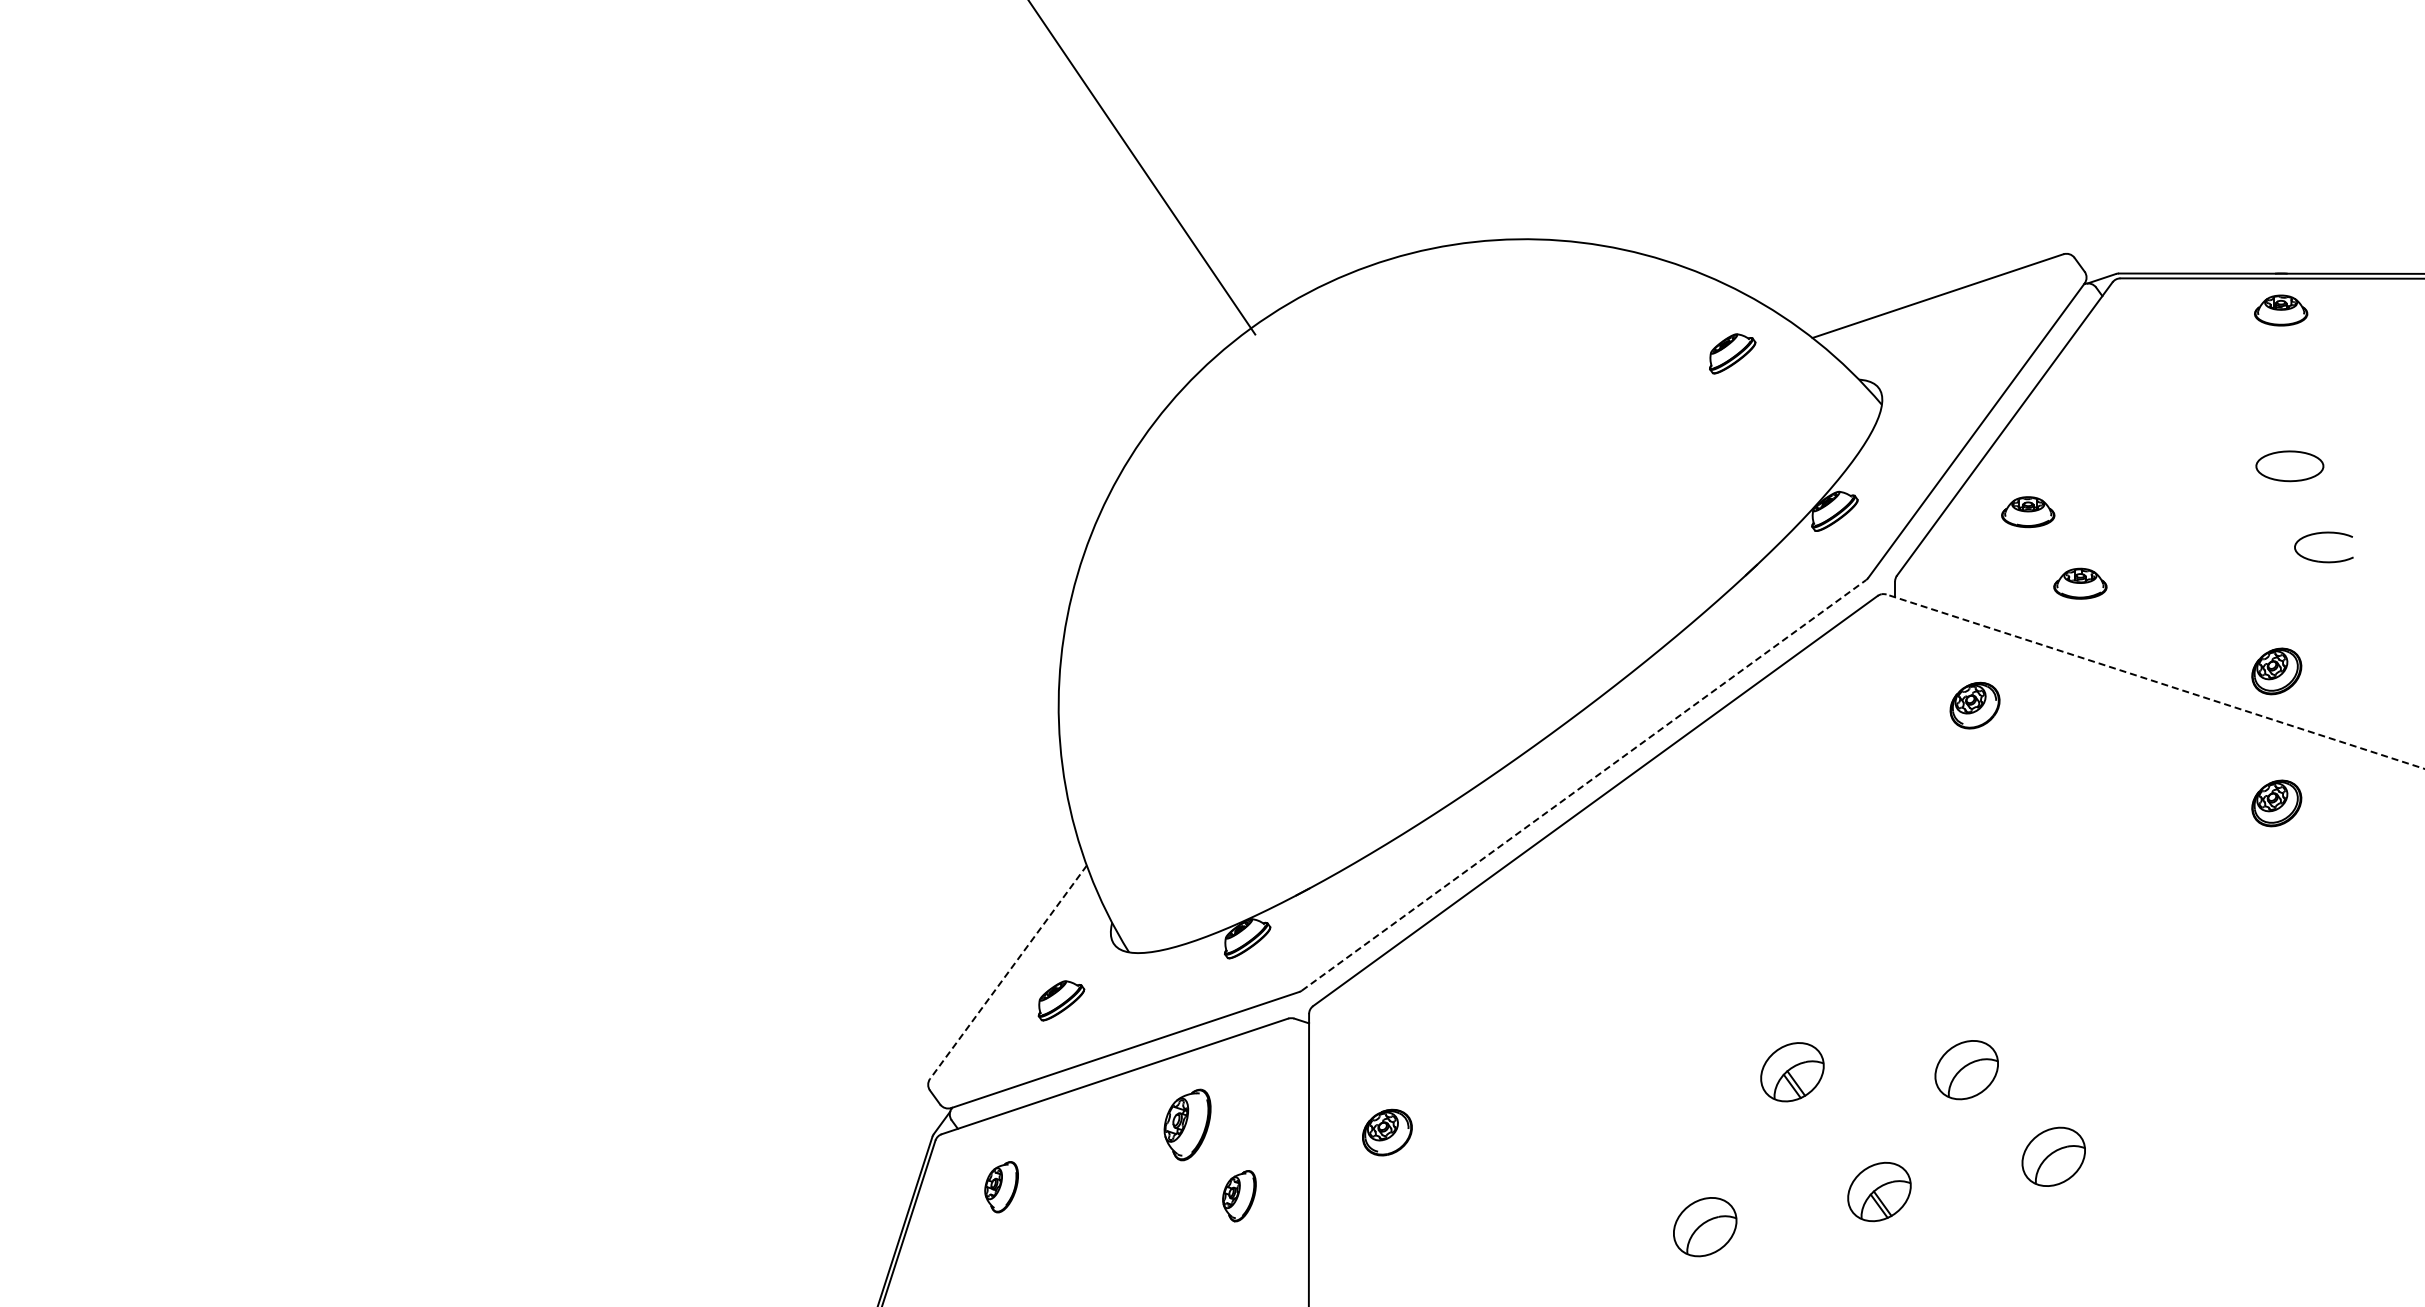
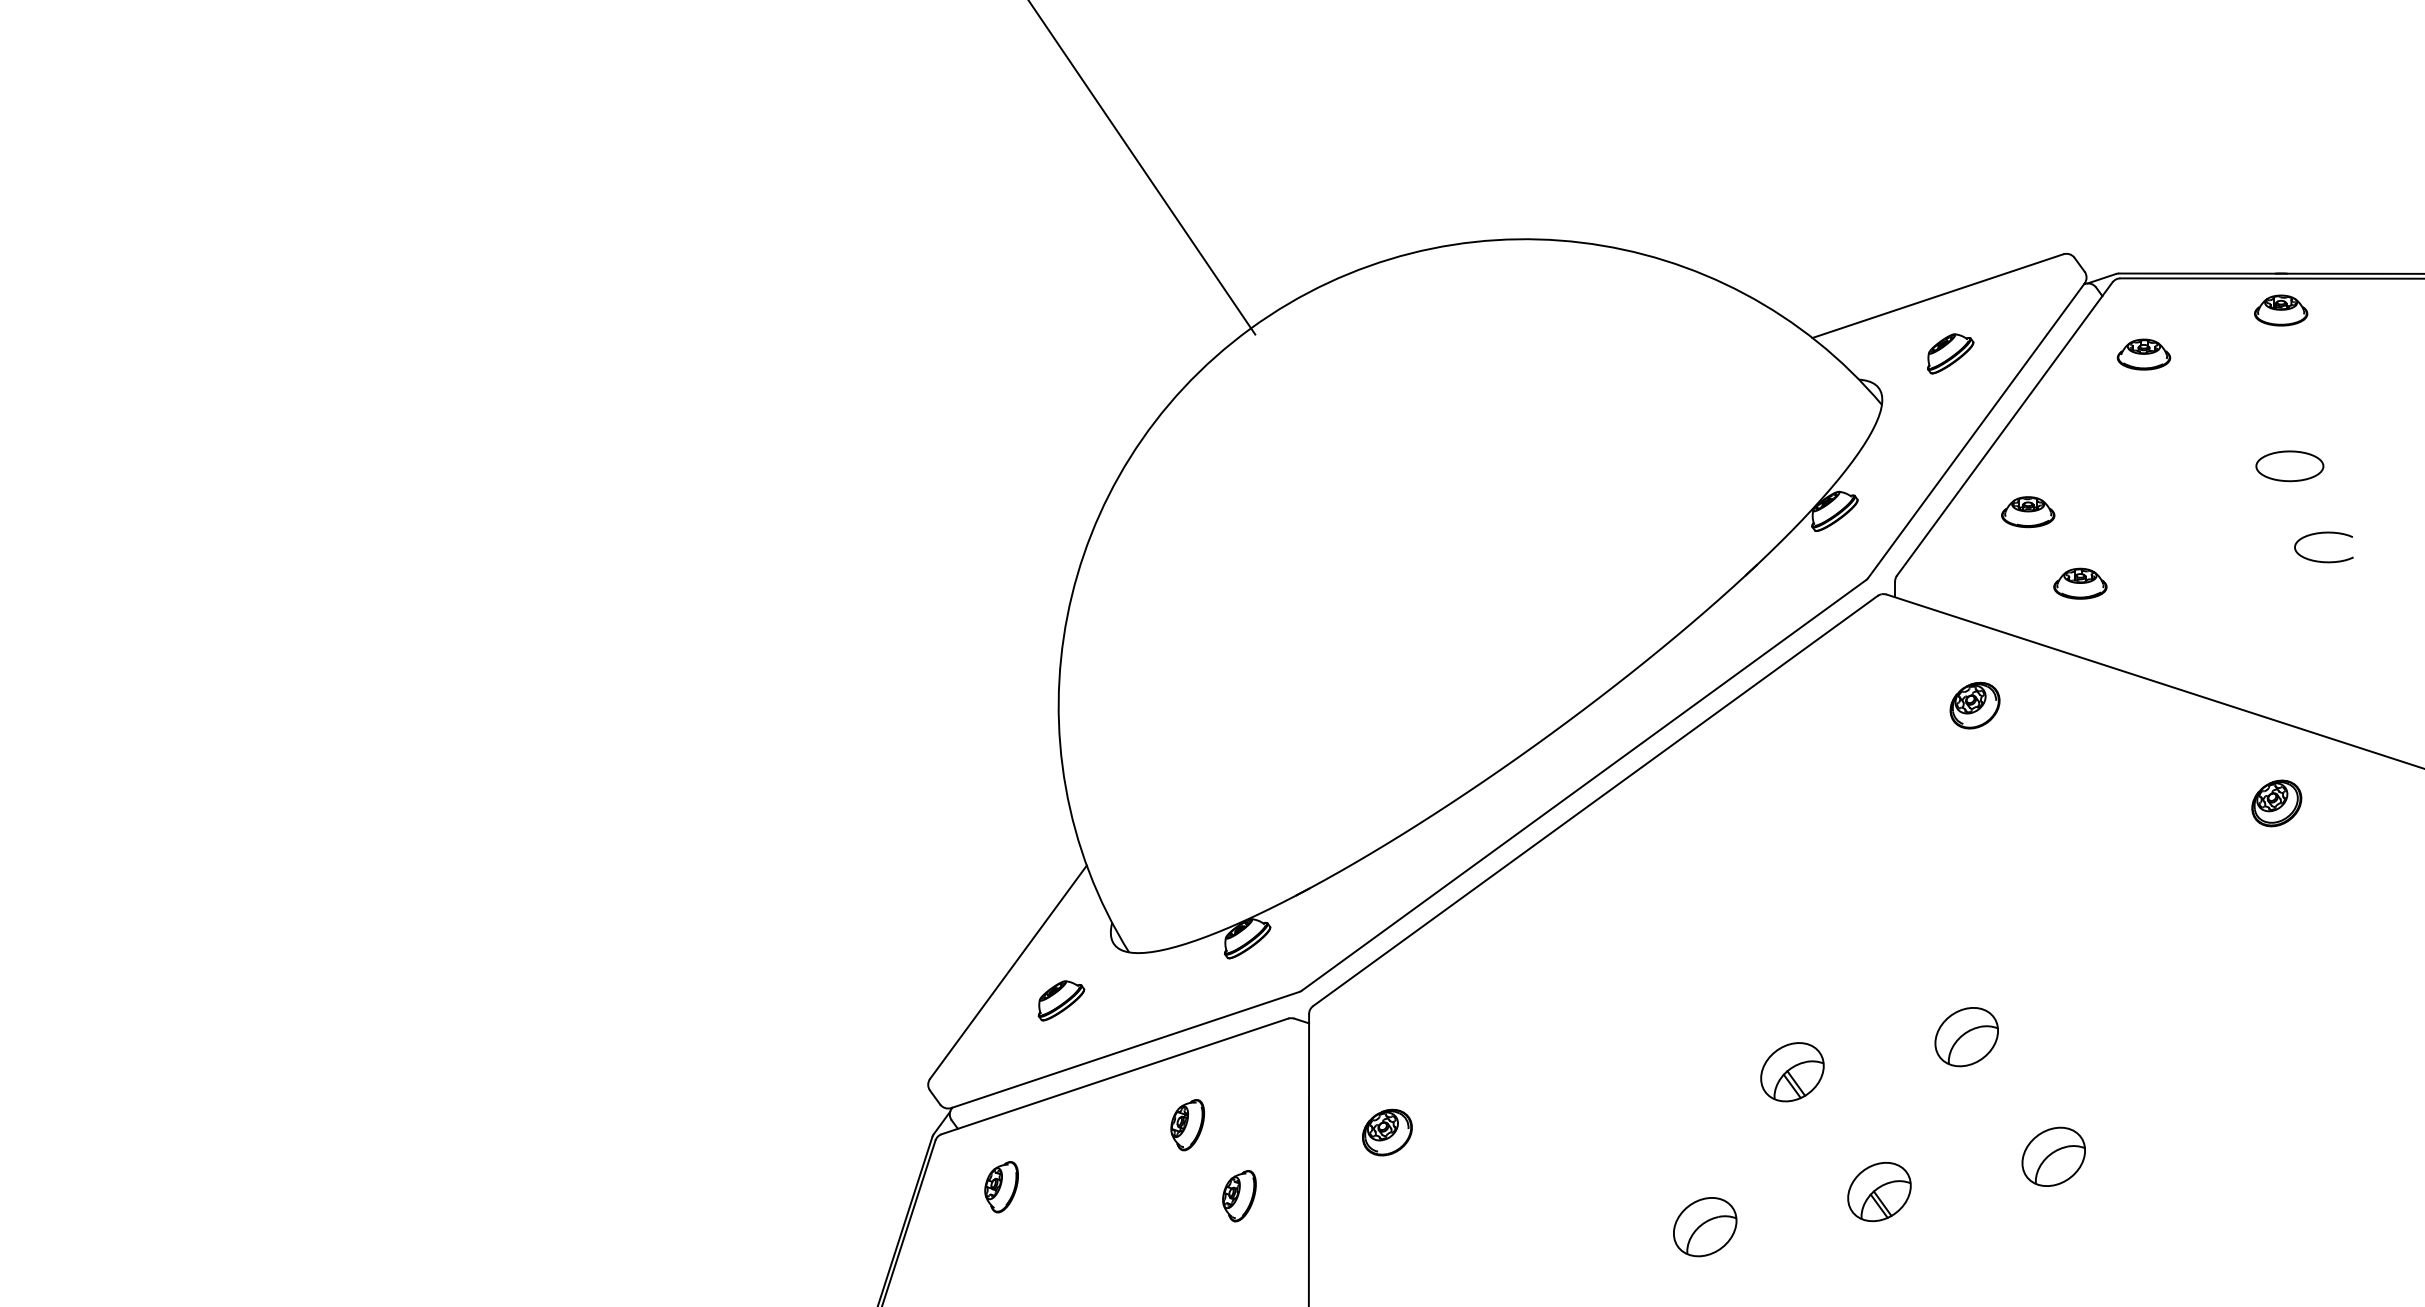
part position: (1732, 353) -> (1950, 353) (1950, 353)
part: none -> present (2143, 354)
part: present -> none (2276, 671)
line: dashed -> solid (2155, 681)
line: dashed -> solid (1584, 785)
line: dashed -> solid (1008, 972)
part position: (1966, 1070) -> (1966, 1037) (1966, 1037)
part size: 49x74 px -> 36x53 px (1187, 1125)
